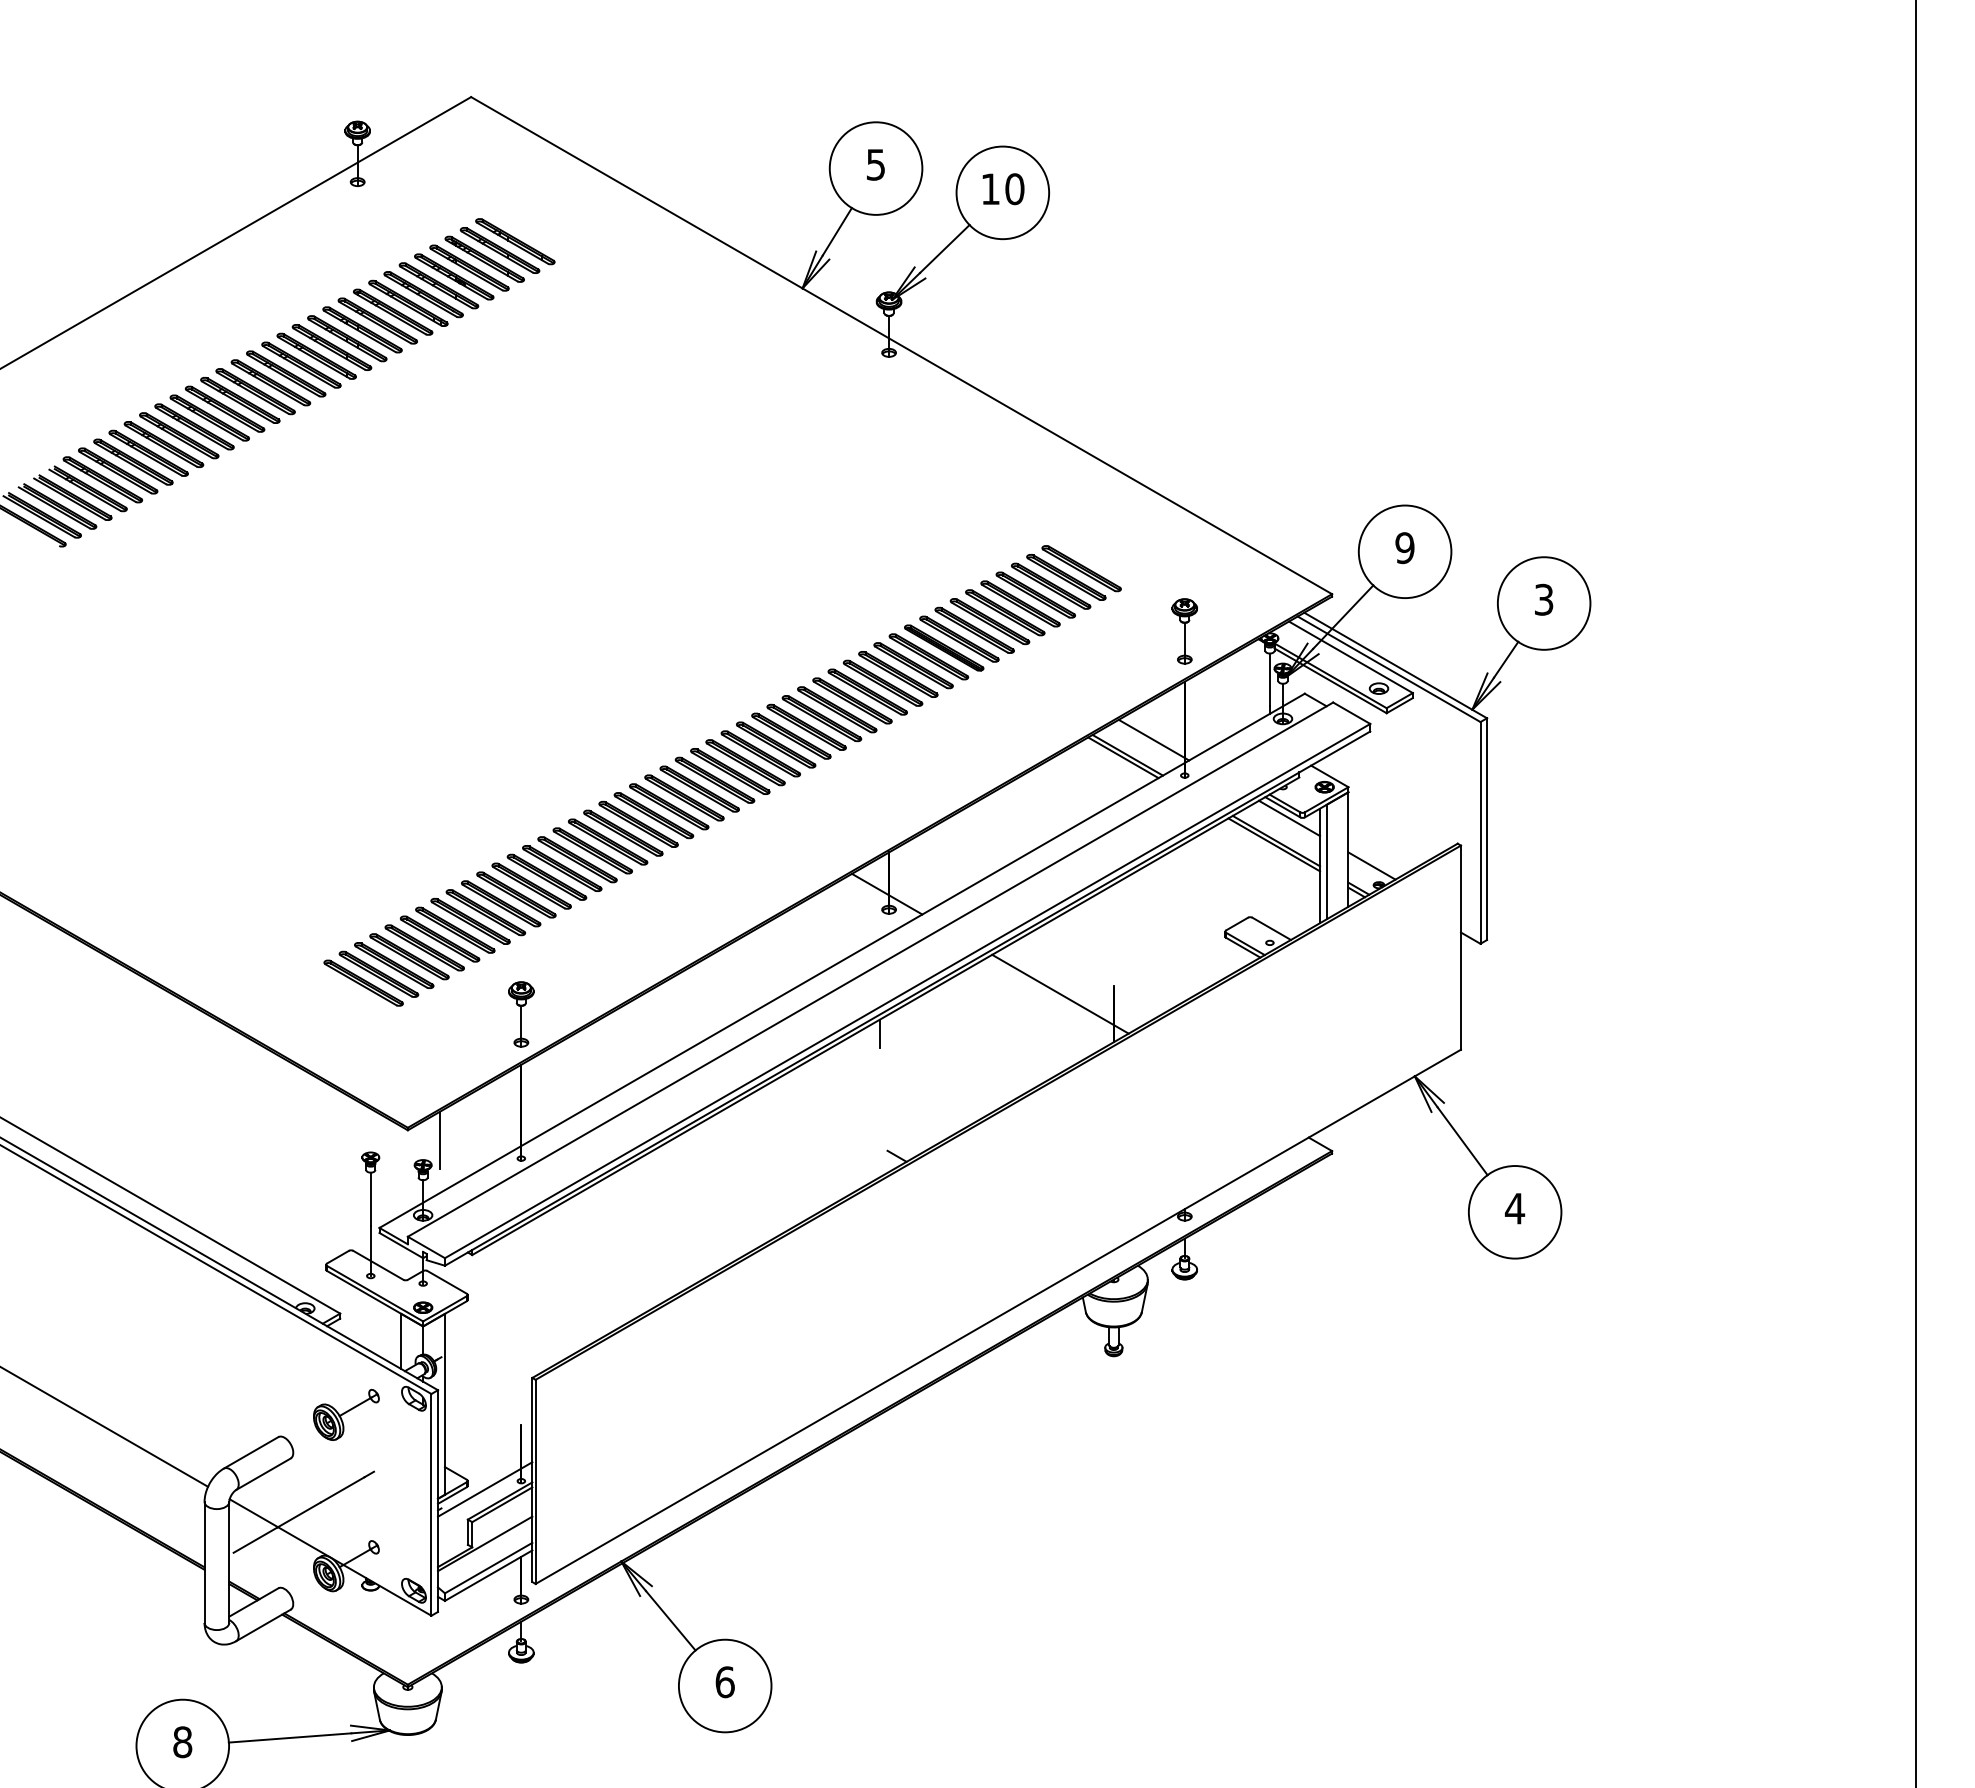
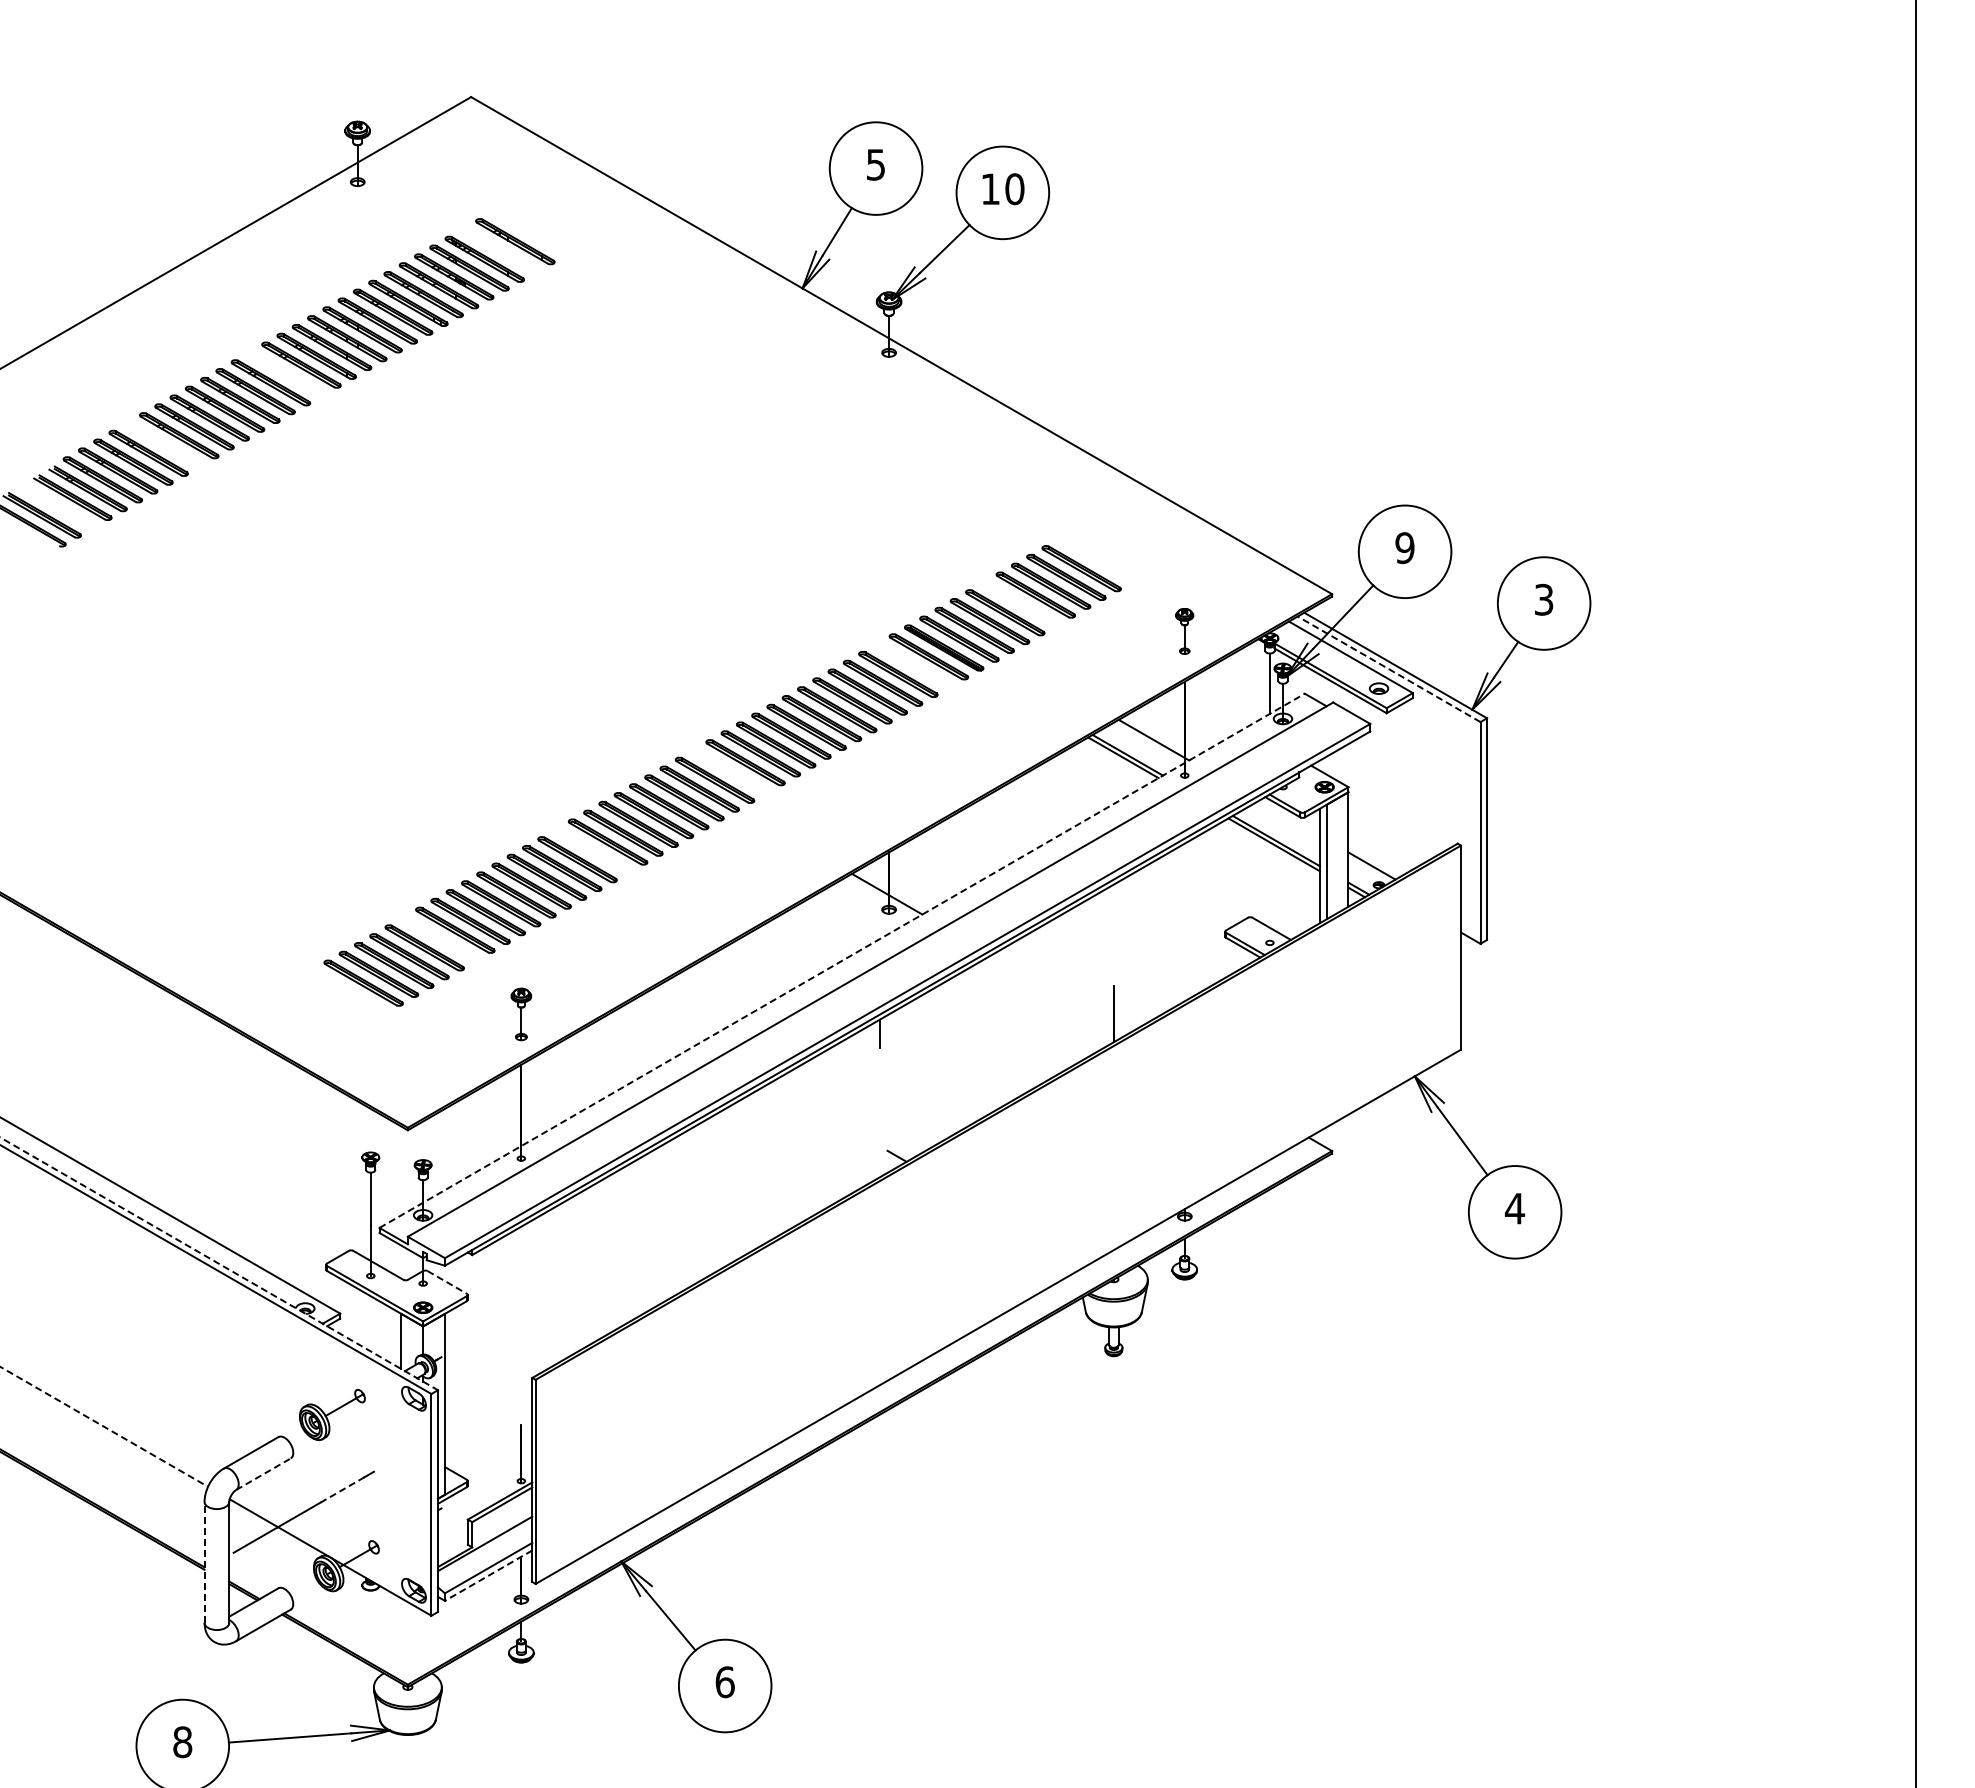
part: present -> none (499, 250)
part: present -> none (286, 373)
part: present -> none (163, 444)
part: present -> none (57, 506)
part: present -> none (1020, 603)
part size: 27x67 px -> 20x47 px (1184, 631)
part: present -> none (913, 665)
line: solid -> dashed (1389, 669)
part: present -> none (730, 771)
line: present -> none (1289, 818)
part: present -> none (592, 850)
part: present -> none (439, 938)
line: solid -> dashed (842, 960)
line: present -> none (1060, 993)
part size: 27x67 px -> 23x55 px (521, 1014)
line: present -> none (439, 1140)
line: solid -> dashed (219, 1263)
line: solid -> dashed (447, 1282)
part position: (346, 1414) -> (332, 1414) (332, 1414)
line: solid -> dashed (104, 1426)
line: solid -> dashed (263, 1474)
line: present -> none (484, 1489)
line: solid -> dashed (342, 1490)
line: solid -> dashed (204, 1561)
line: solid -> dashed (488, 1575)
